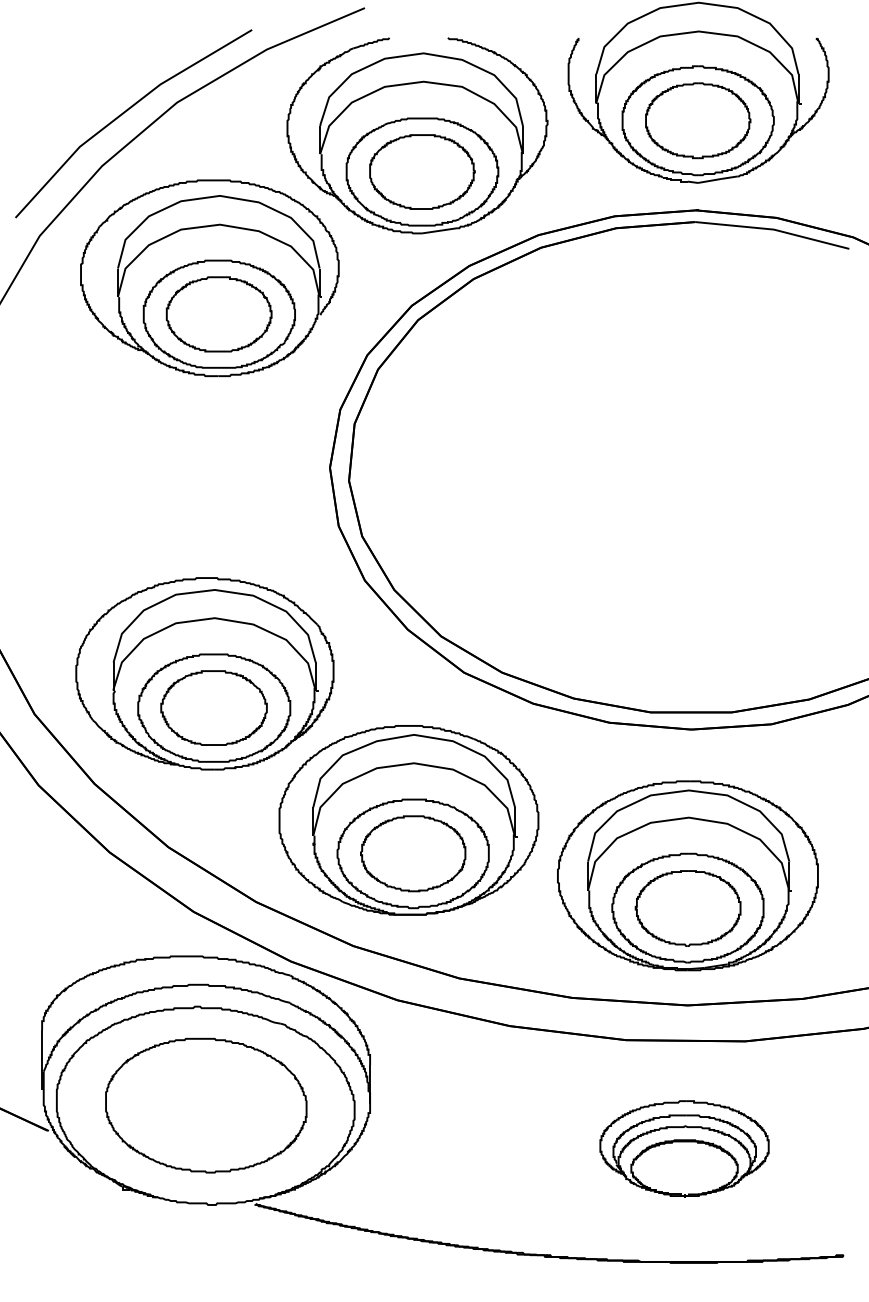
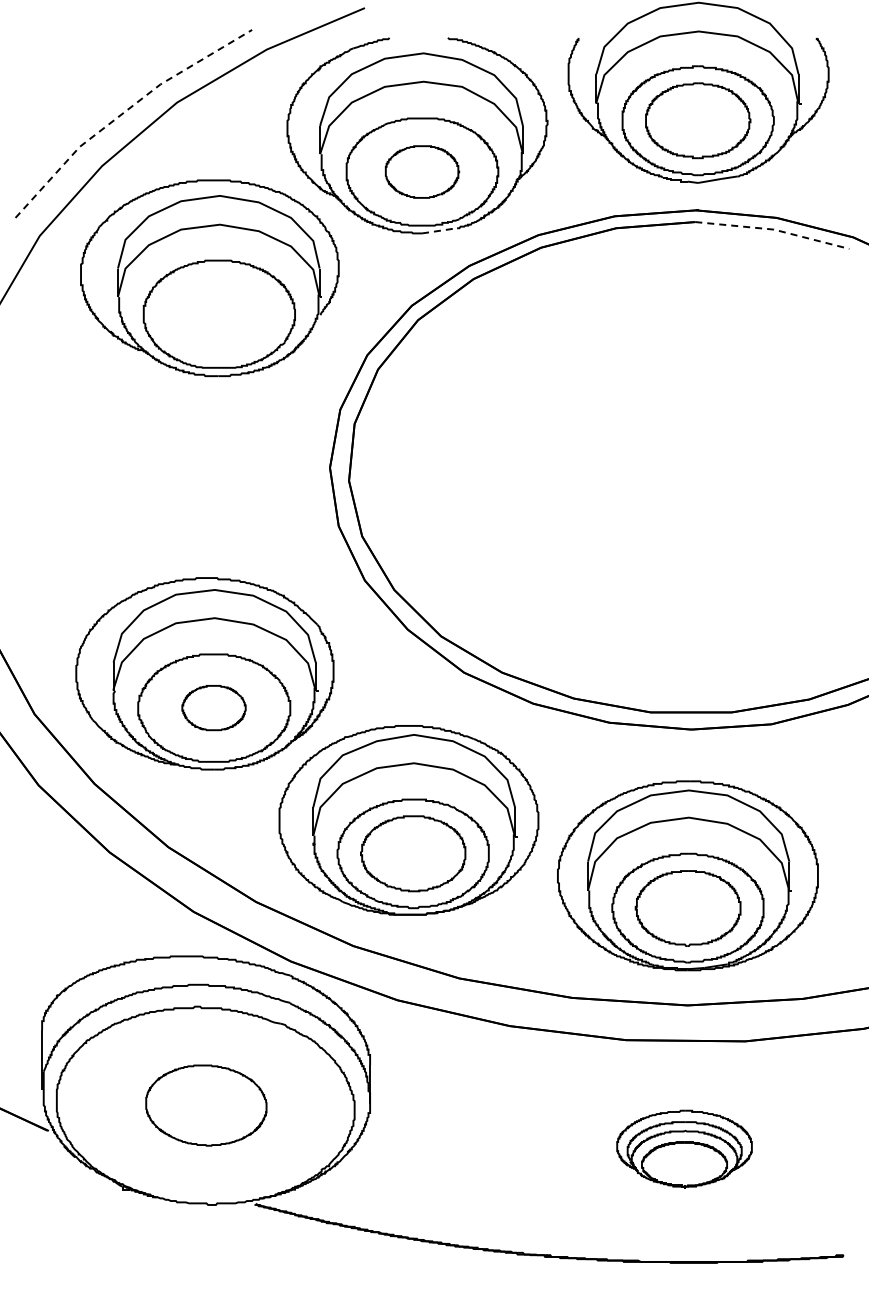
line: solid -> dashed (124, 112)
part size: 107x76 px -> 77x54 px (422, 171)
line: solid -> dashed (773, 229)
line: solid -> dashed (439, 230)
part: present -> none (218, 314)
part size: 108x76 px -> 66x47 px (213, 708)
part size: 203x137 px -> 123x83 px (206, 1105)
part size: 171x98 px -> 137x80 px (684, 1148)
